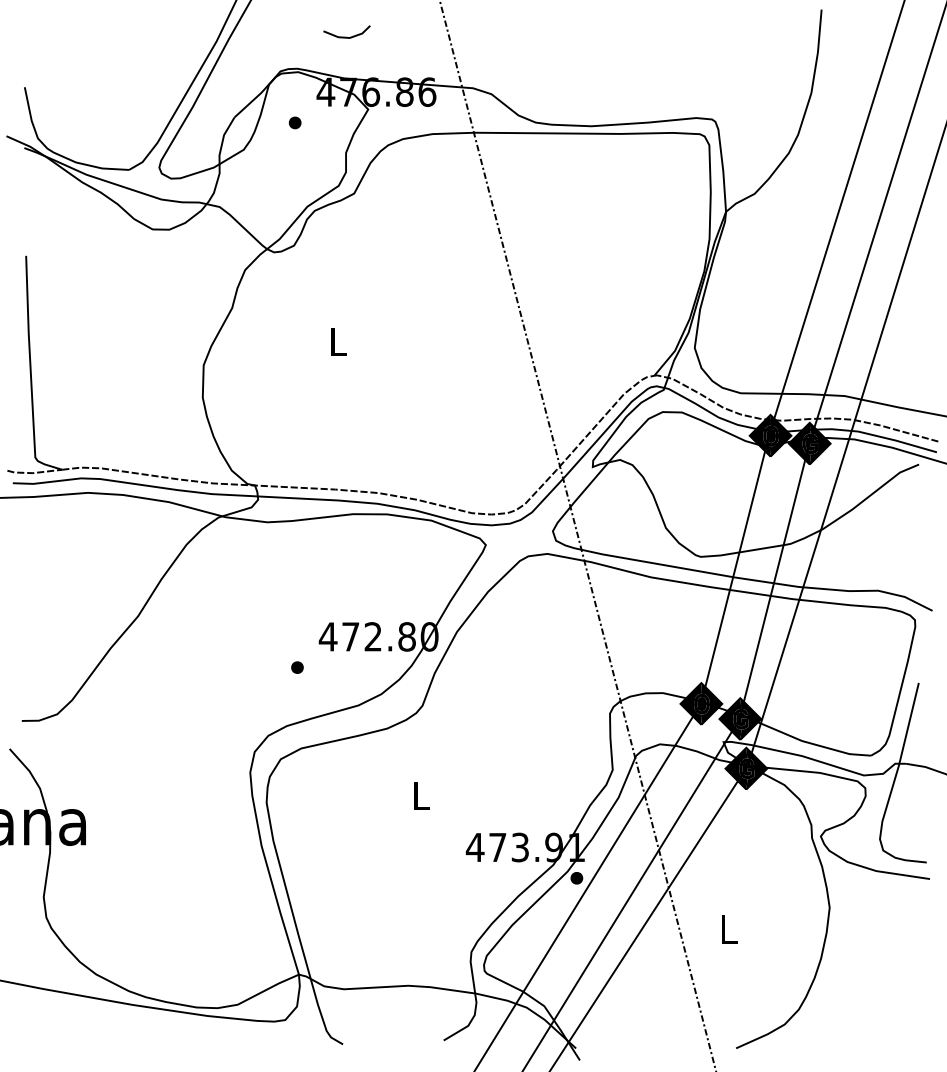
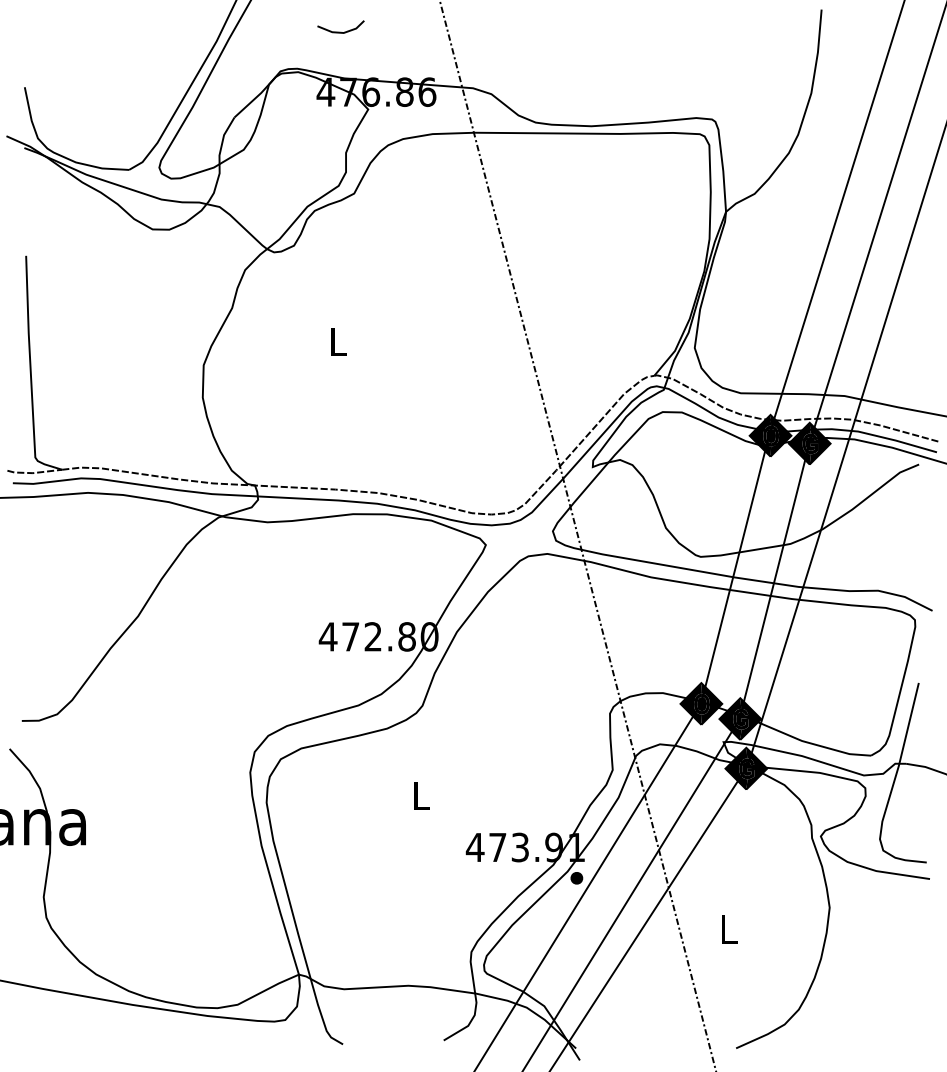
line position: (346, 36) -> (340, 31) (340, 31)
part: present -> none (294, 122)
part: present -> none (297, 667)
